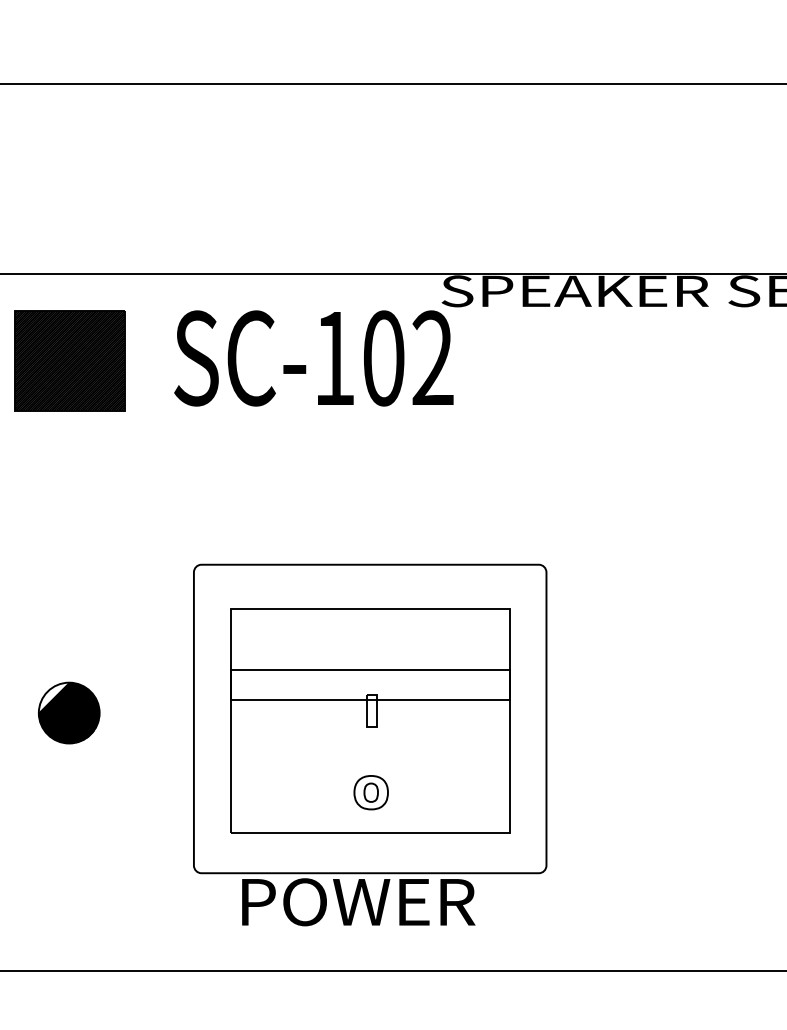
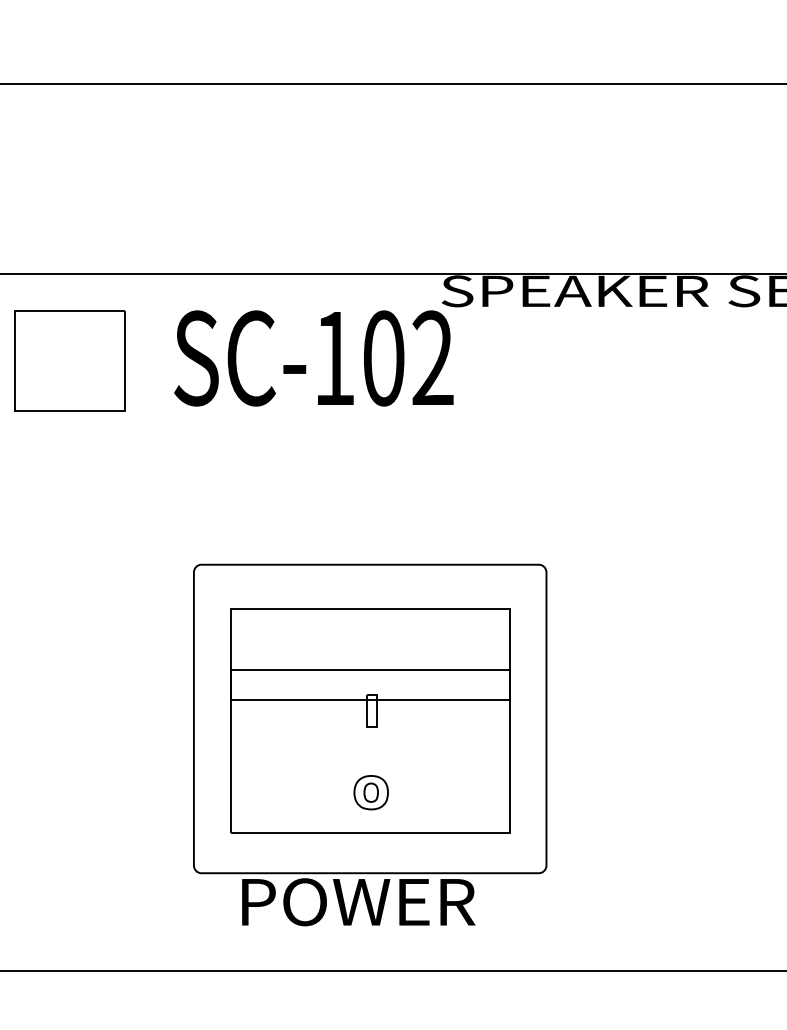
hatch: present -> none (69, 360)
part: present -> none (69, 712)
